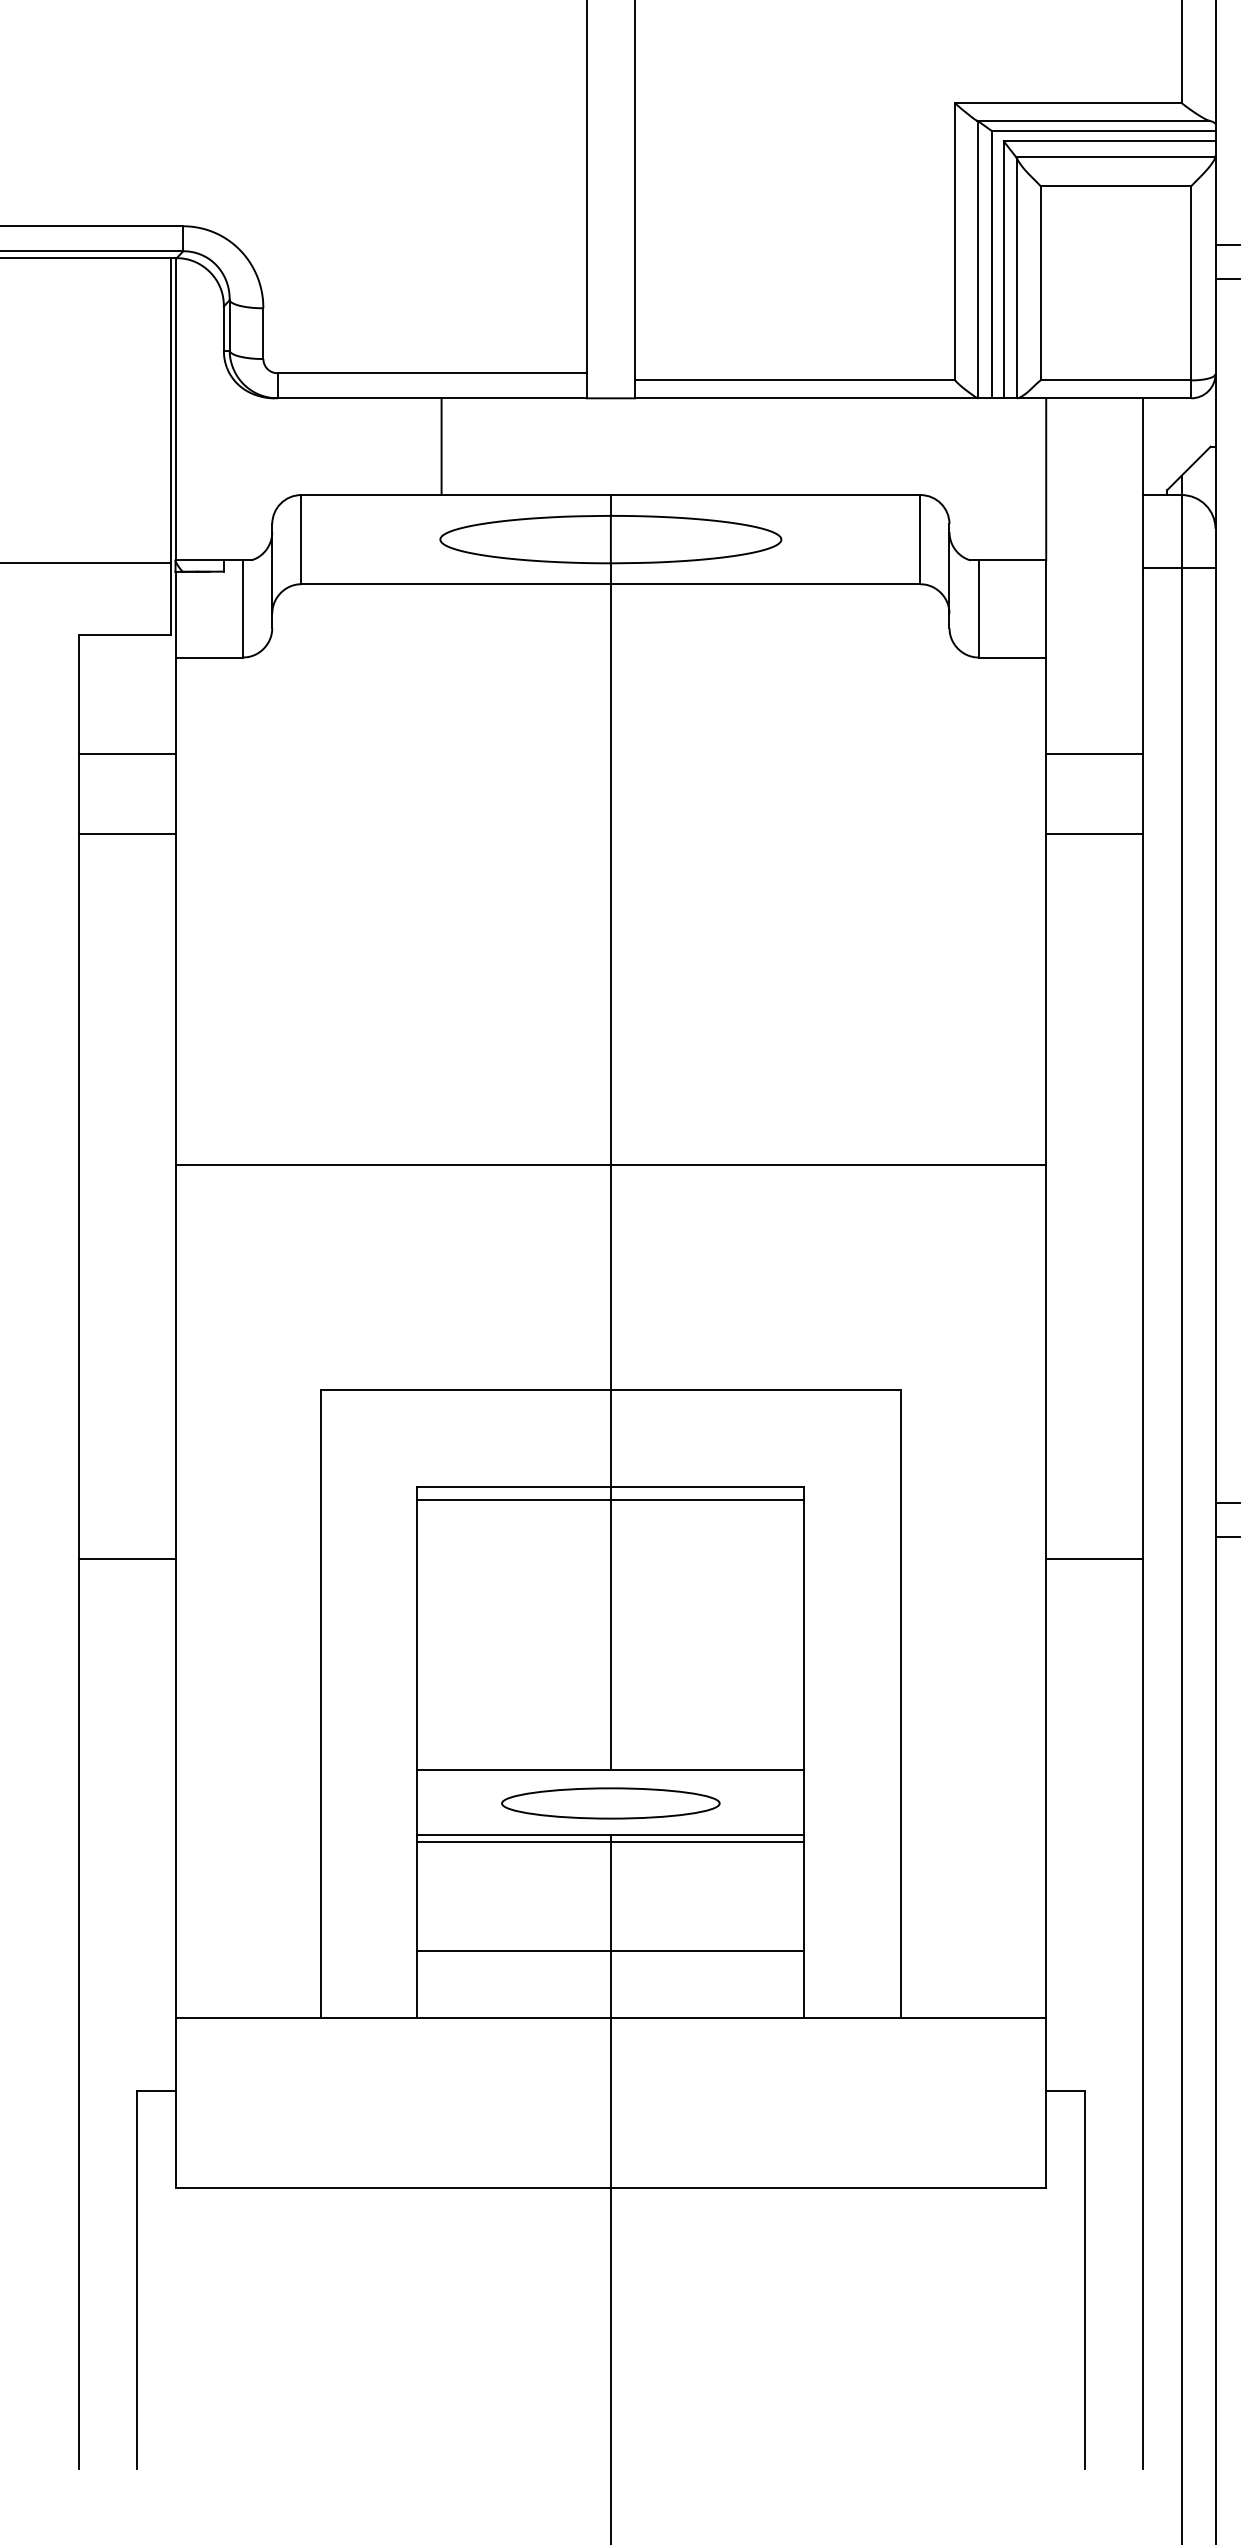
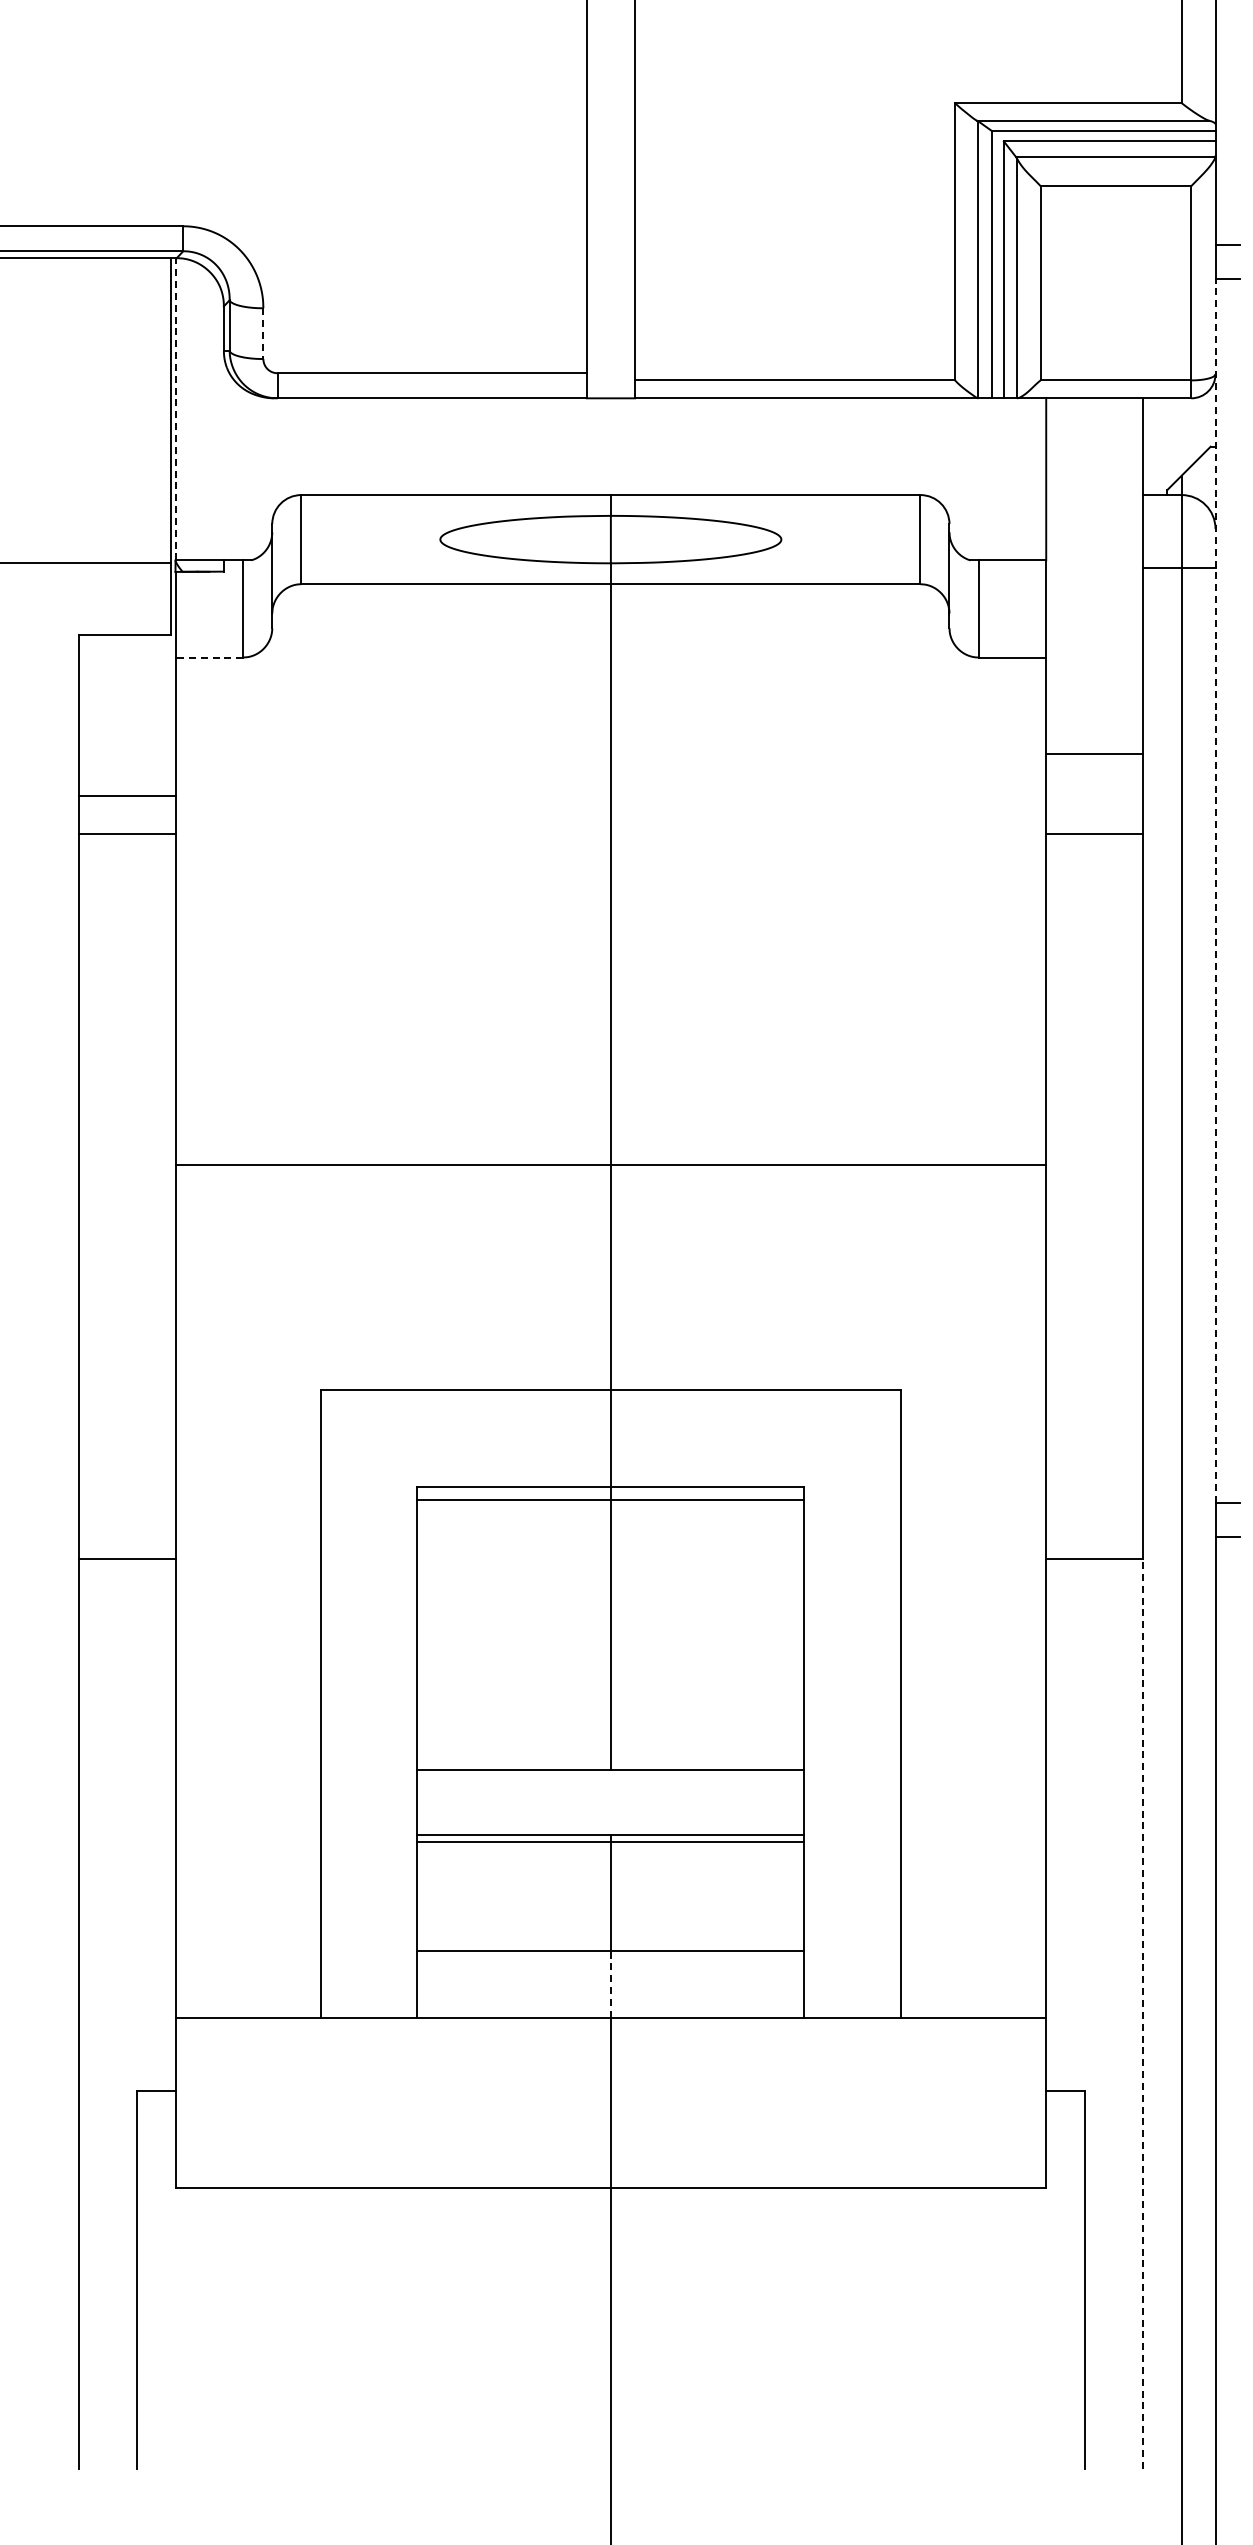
line: solid -> dashed (263, 334)
line: solid -> dashed (175, 408)
line: present -> none (441, 446)
line: solid -> dashed (209, 657)
line position: (126, 753) -> (126, 795) (126, 795)
line: solid -> dashed (1215, 890)
part: present -> none (610, 1803)
line: solid -> dashed (610, 1983)
line: solid -> dashed (1142, 2013)
